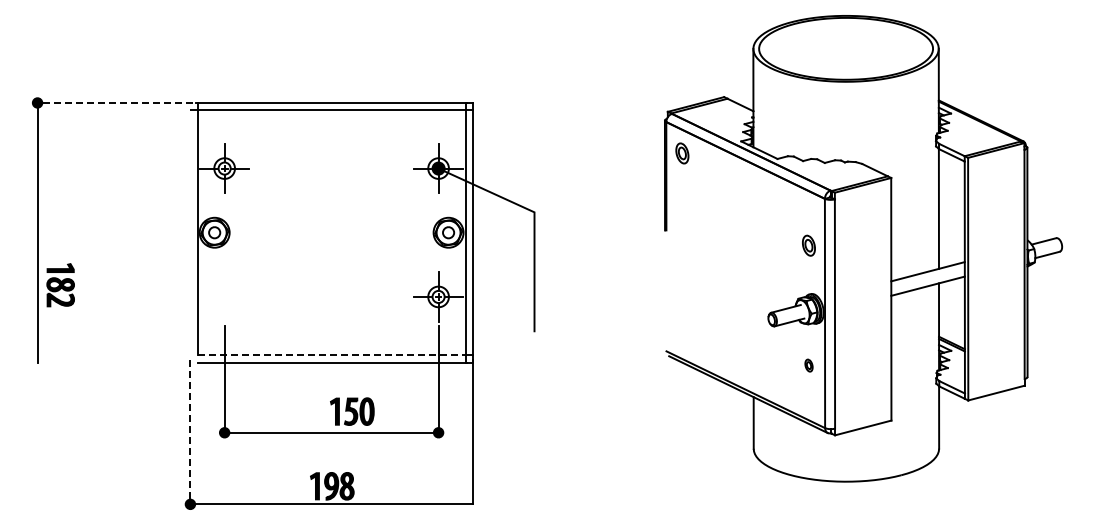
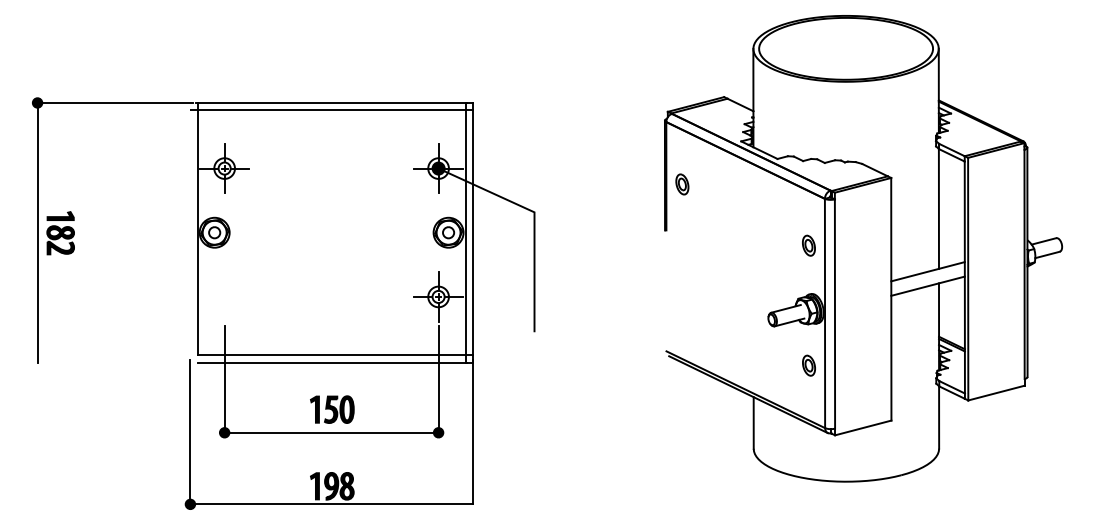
line: dashed -> solid (115, 102)
part position: (682, 153) -> (682, 184) (682, 184)
part position: (60, 285) -> (60, 233) (60, 233)
line: dashed -> solid (332, 355)
part size: 10x15 px -> 14x23 px (808, 365)
part position: (352, 411) -> (332, 409) (332, 409)
line: dashed -> solid (190, 432)
